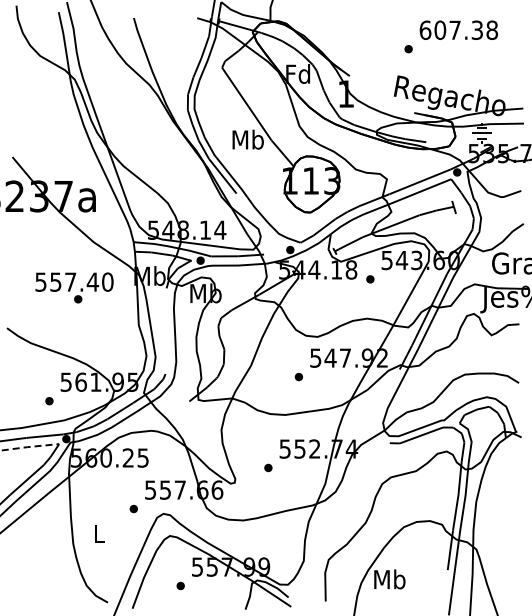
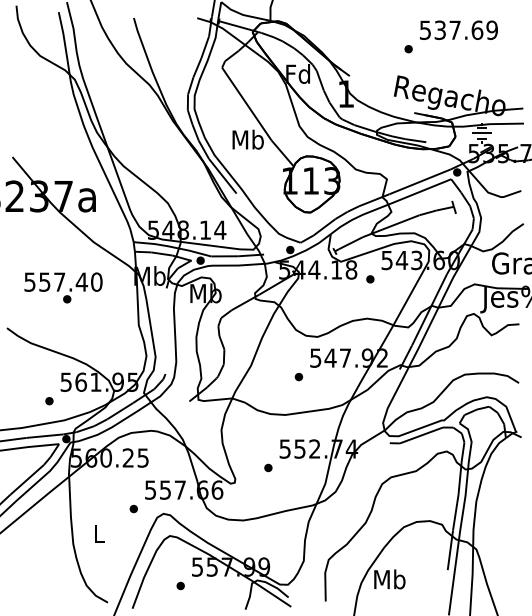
text: 607.38 -> 537.69 (458, 29)
text position: (74, 287) -> (63, 287) (63, 287)
line: dashed -> solid (29, 446)
